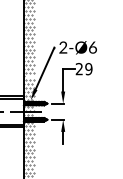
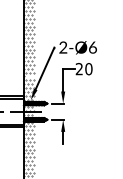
text: 29 -> 20 (88, 69)
